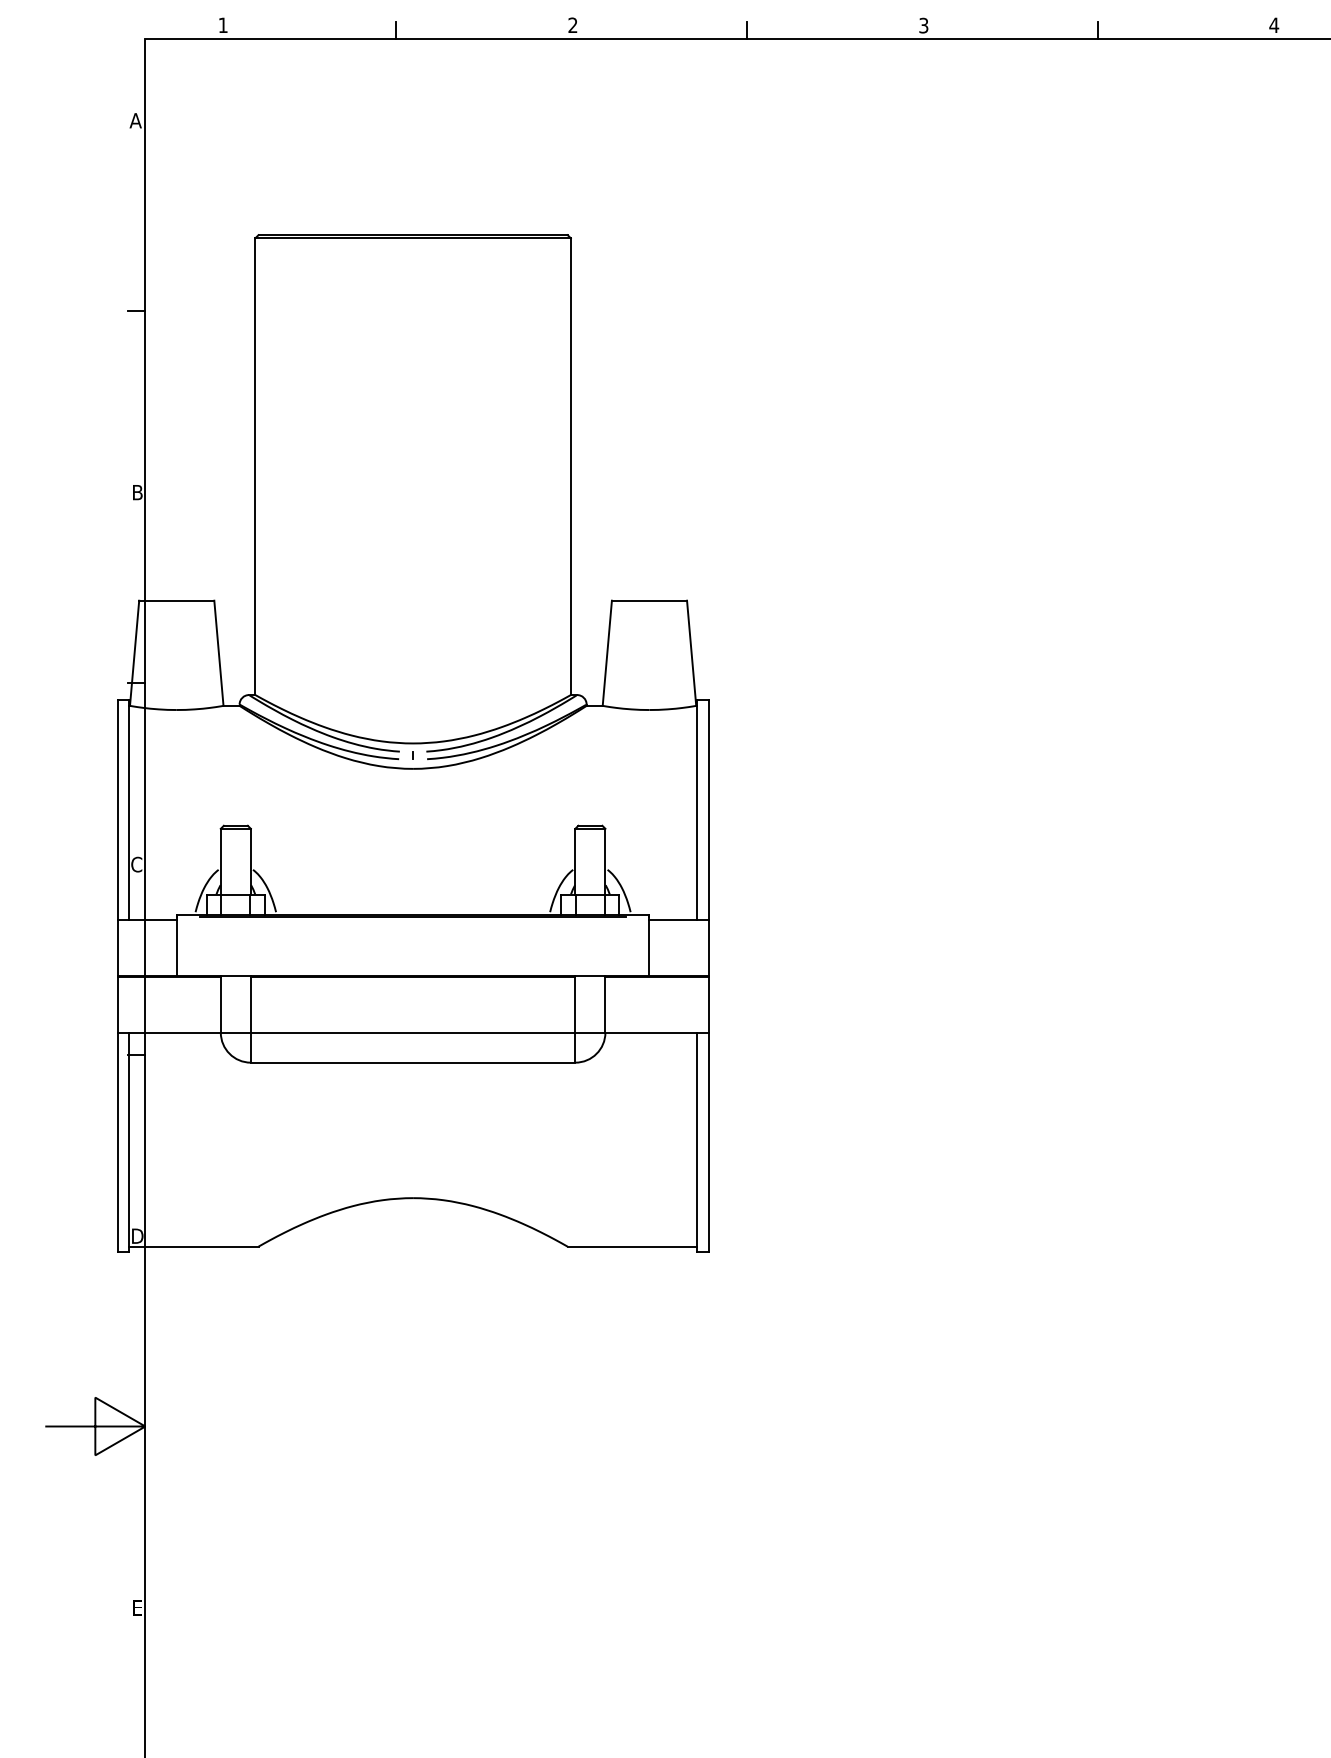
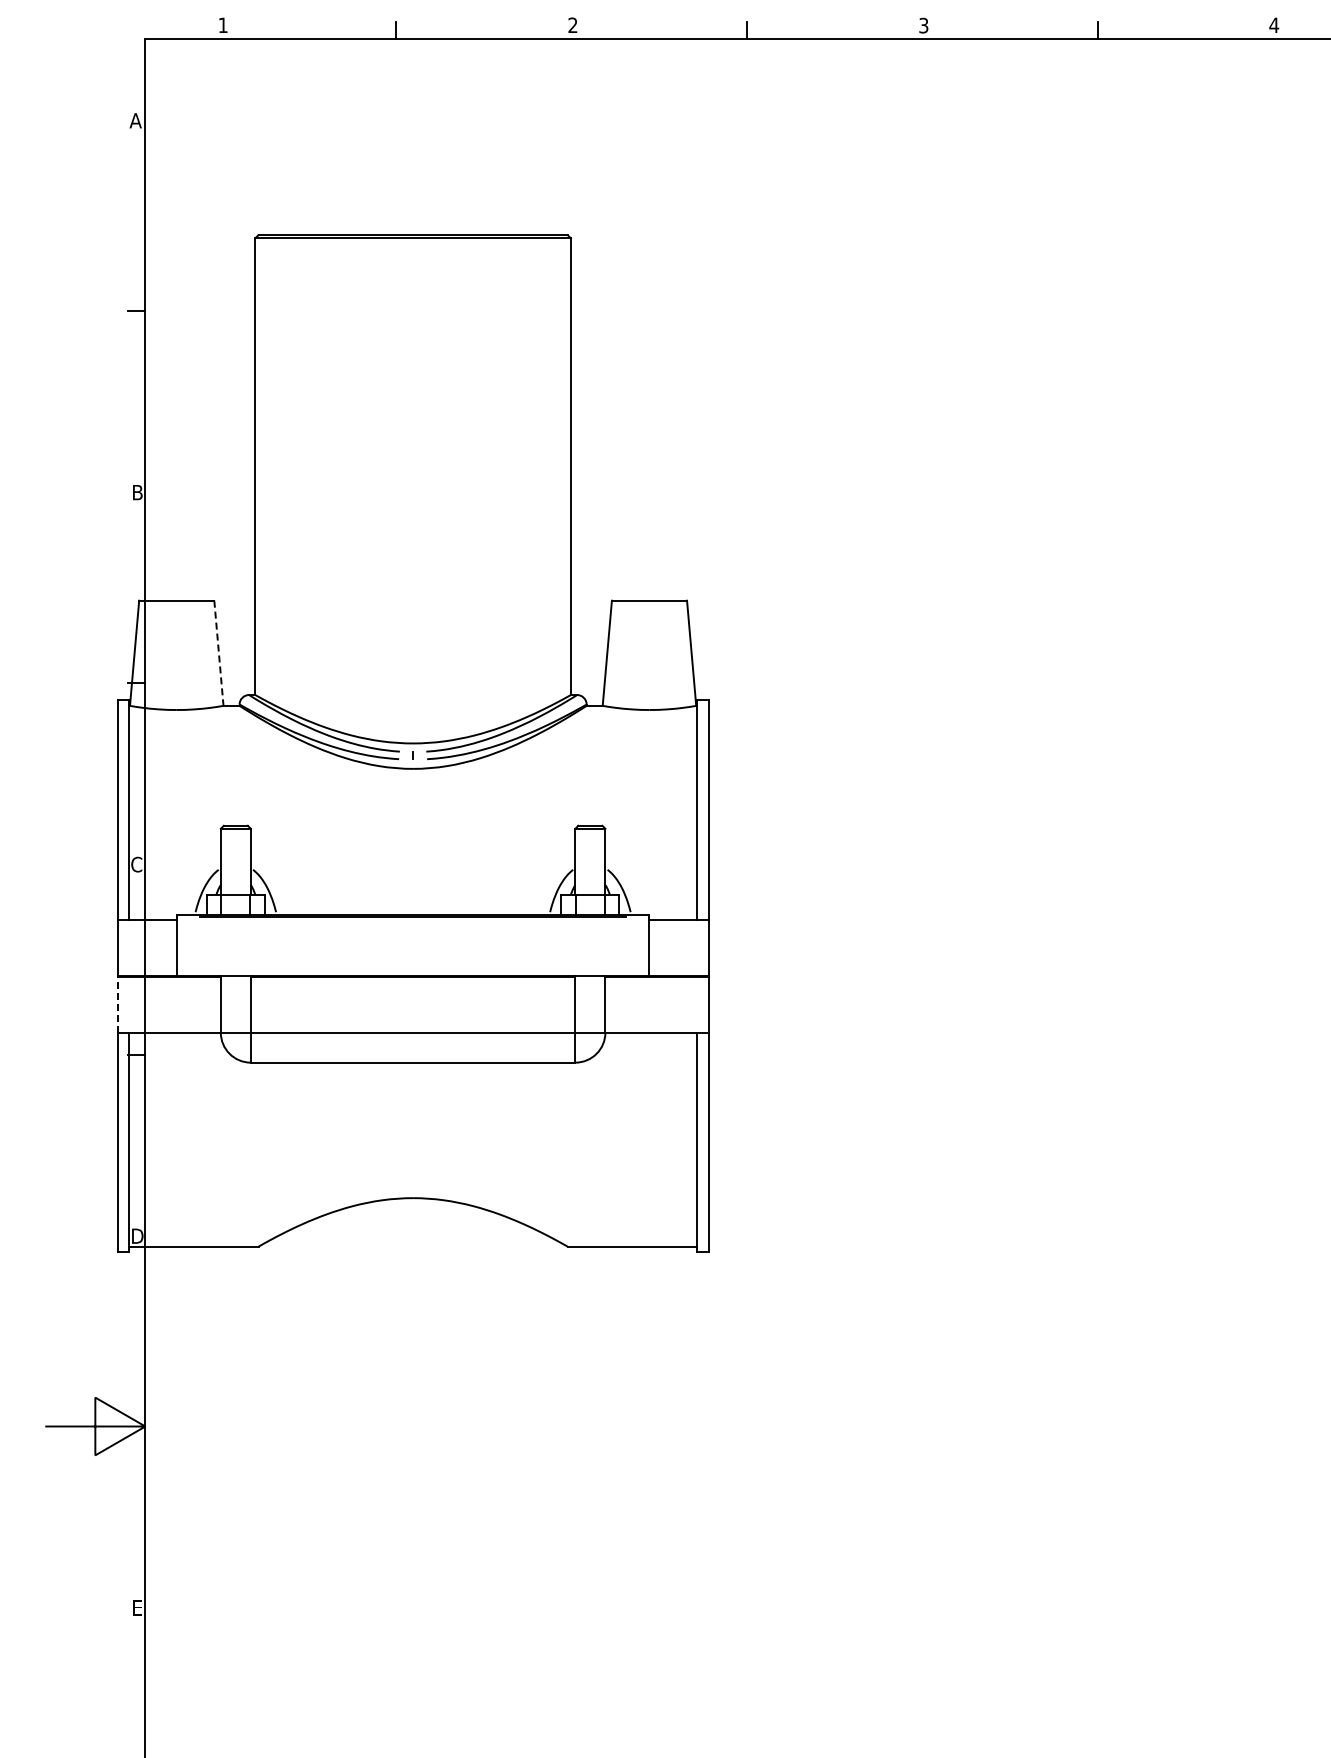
line: solid -> dashed (218, 653)
line: solid -> dashed (117, 1004)
